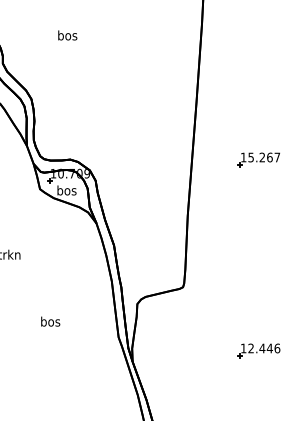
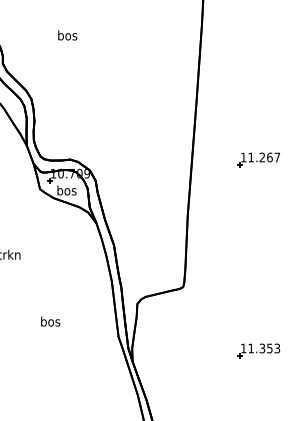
text: 15.267 -> 11.267 (250, 157)
text: 12.446 -> 11.353 (264, 348)
